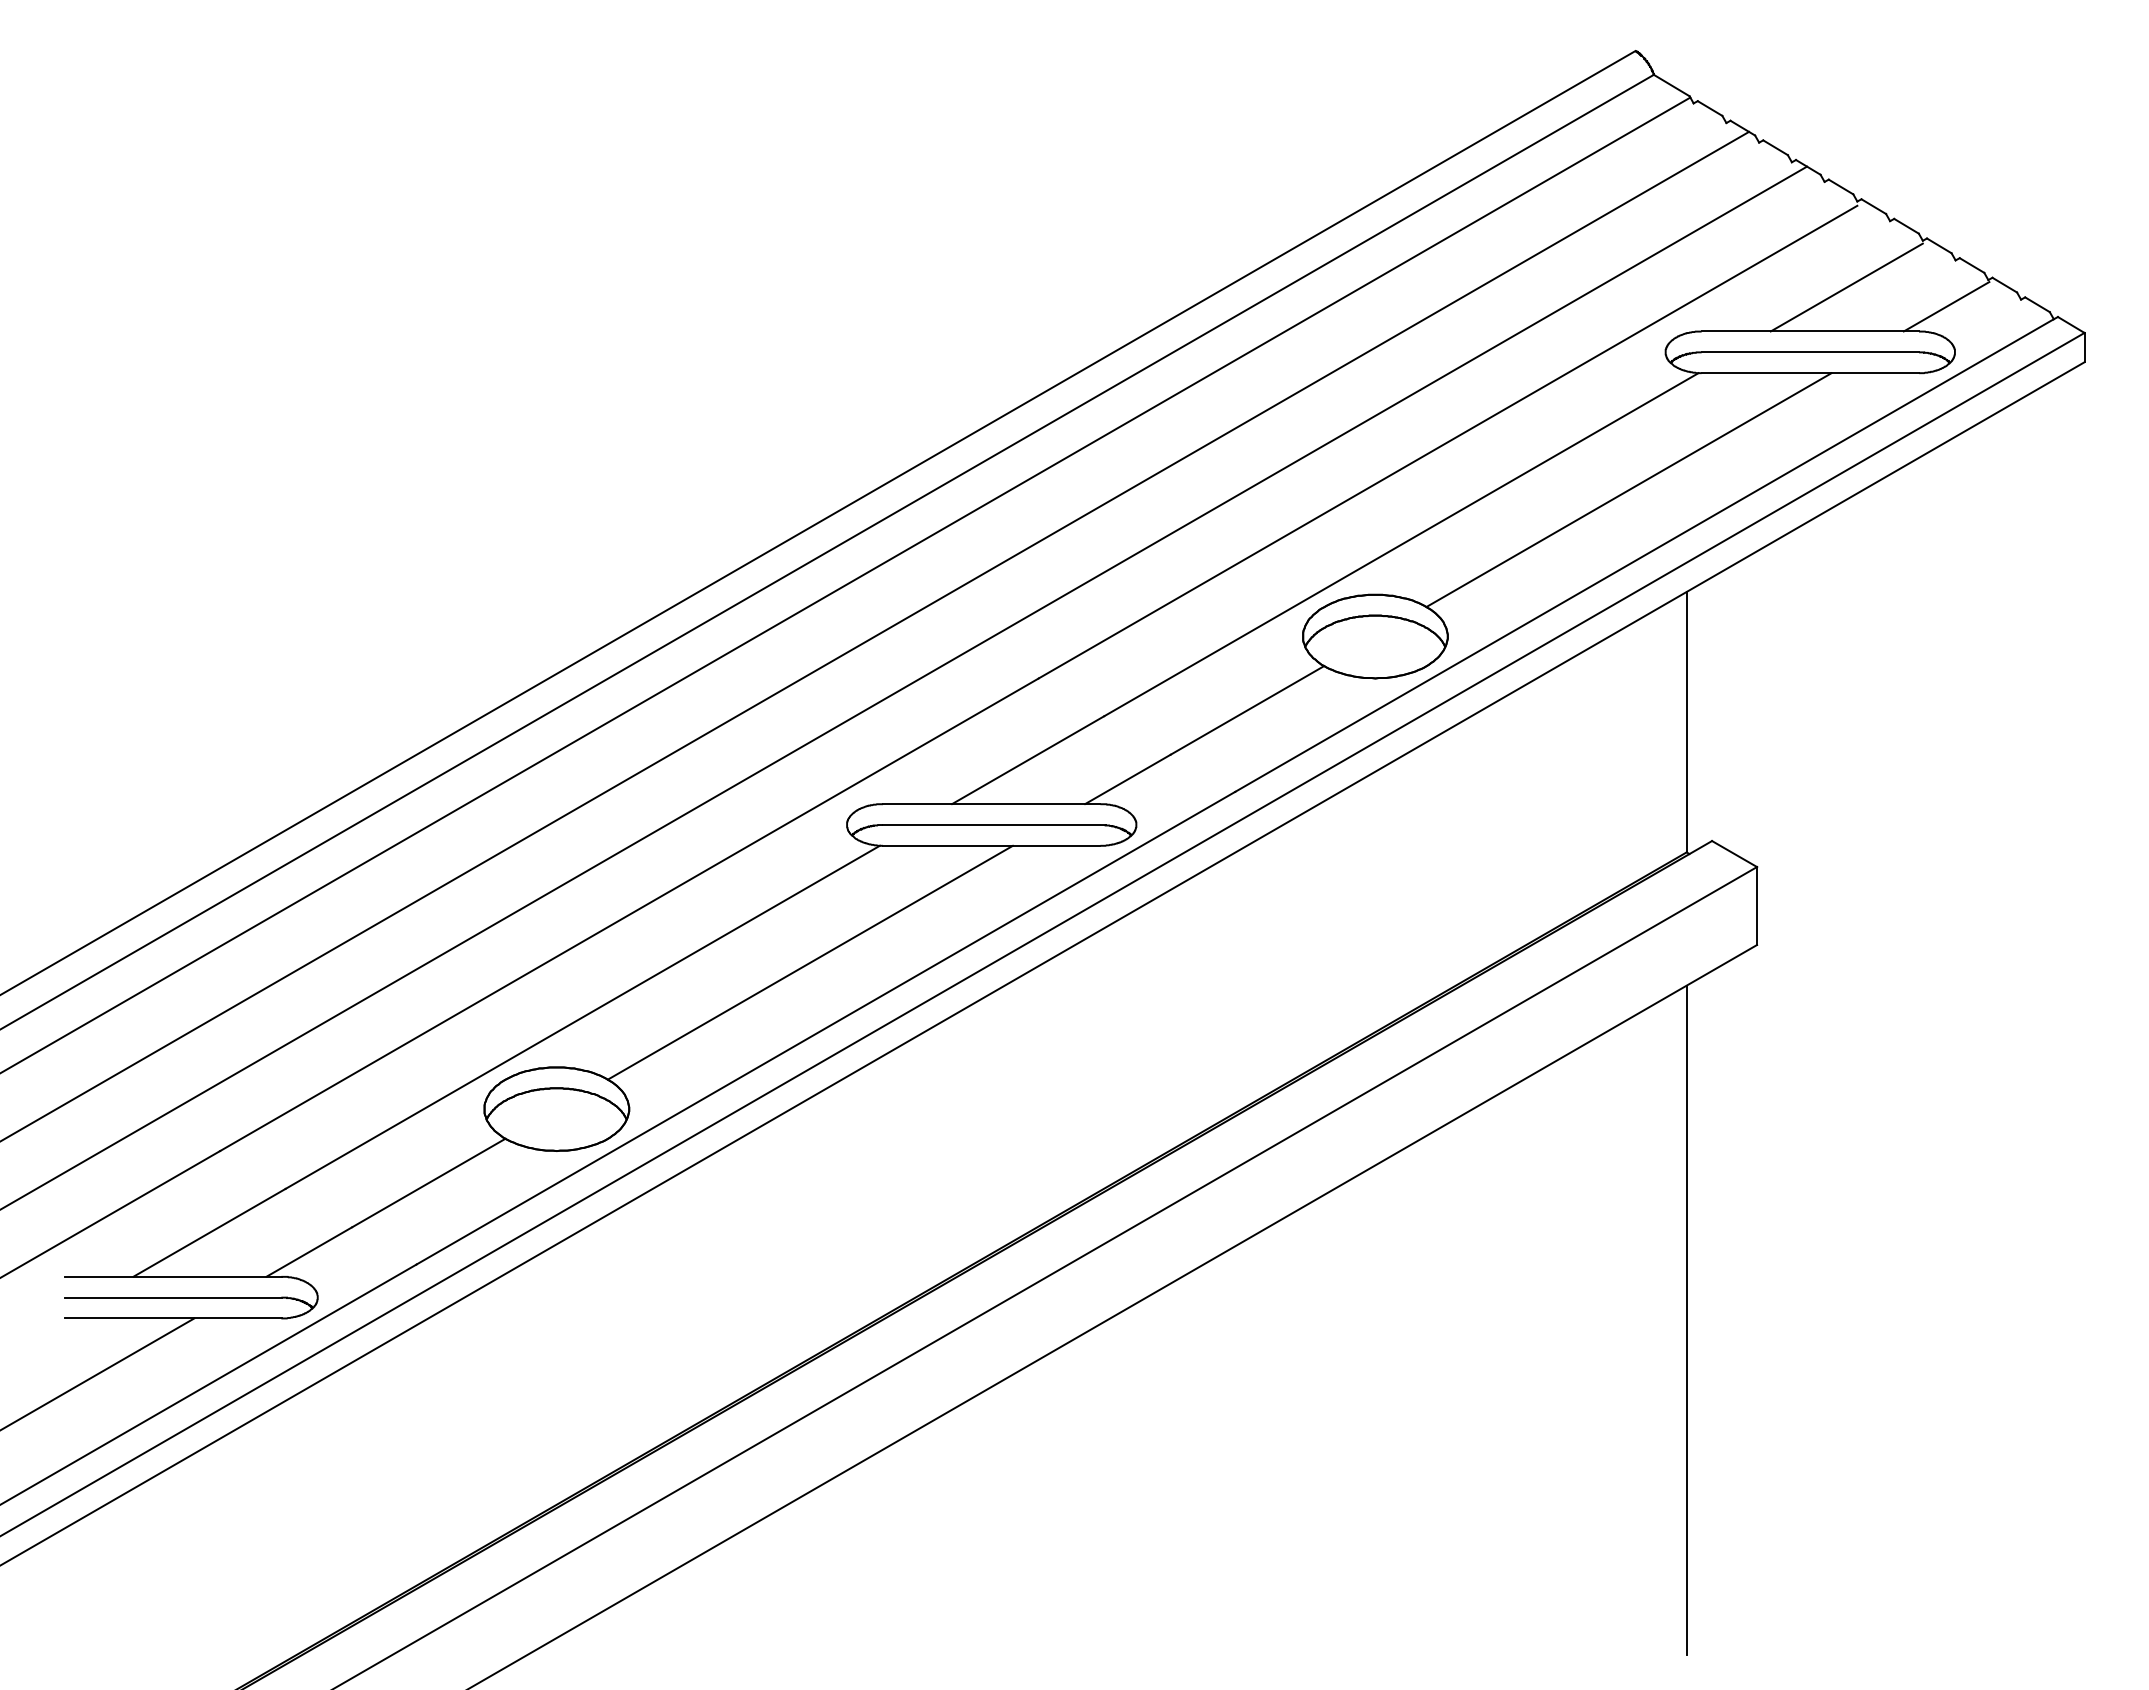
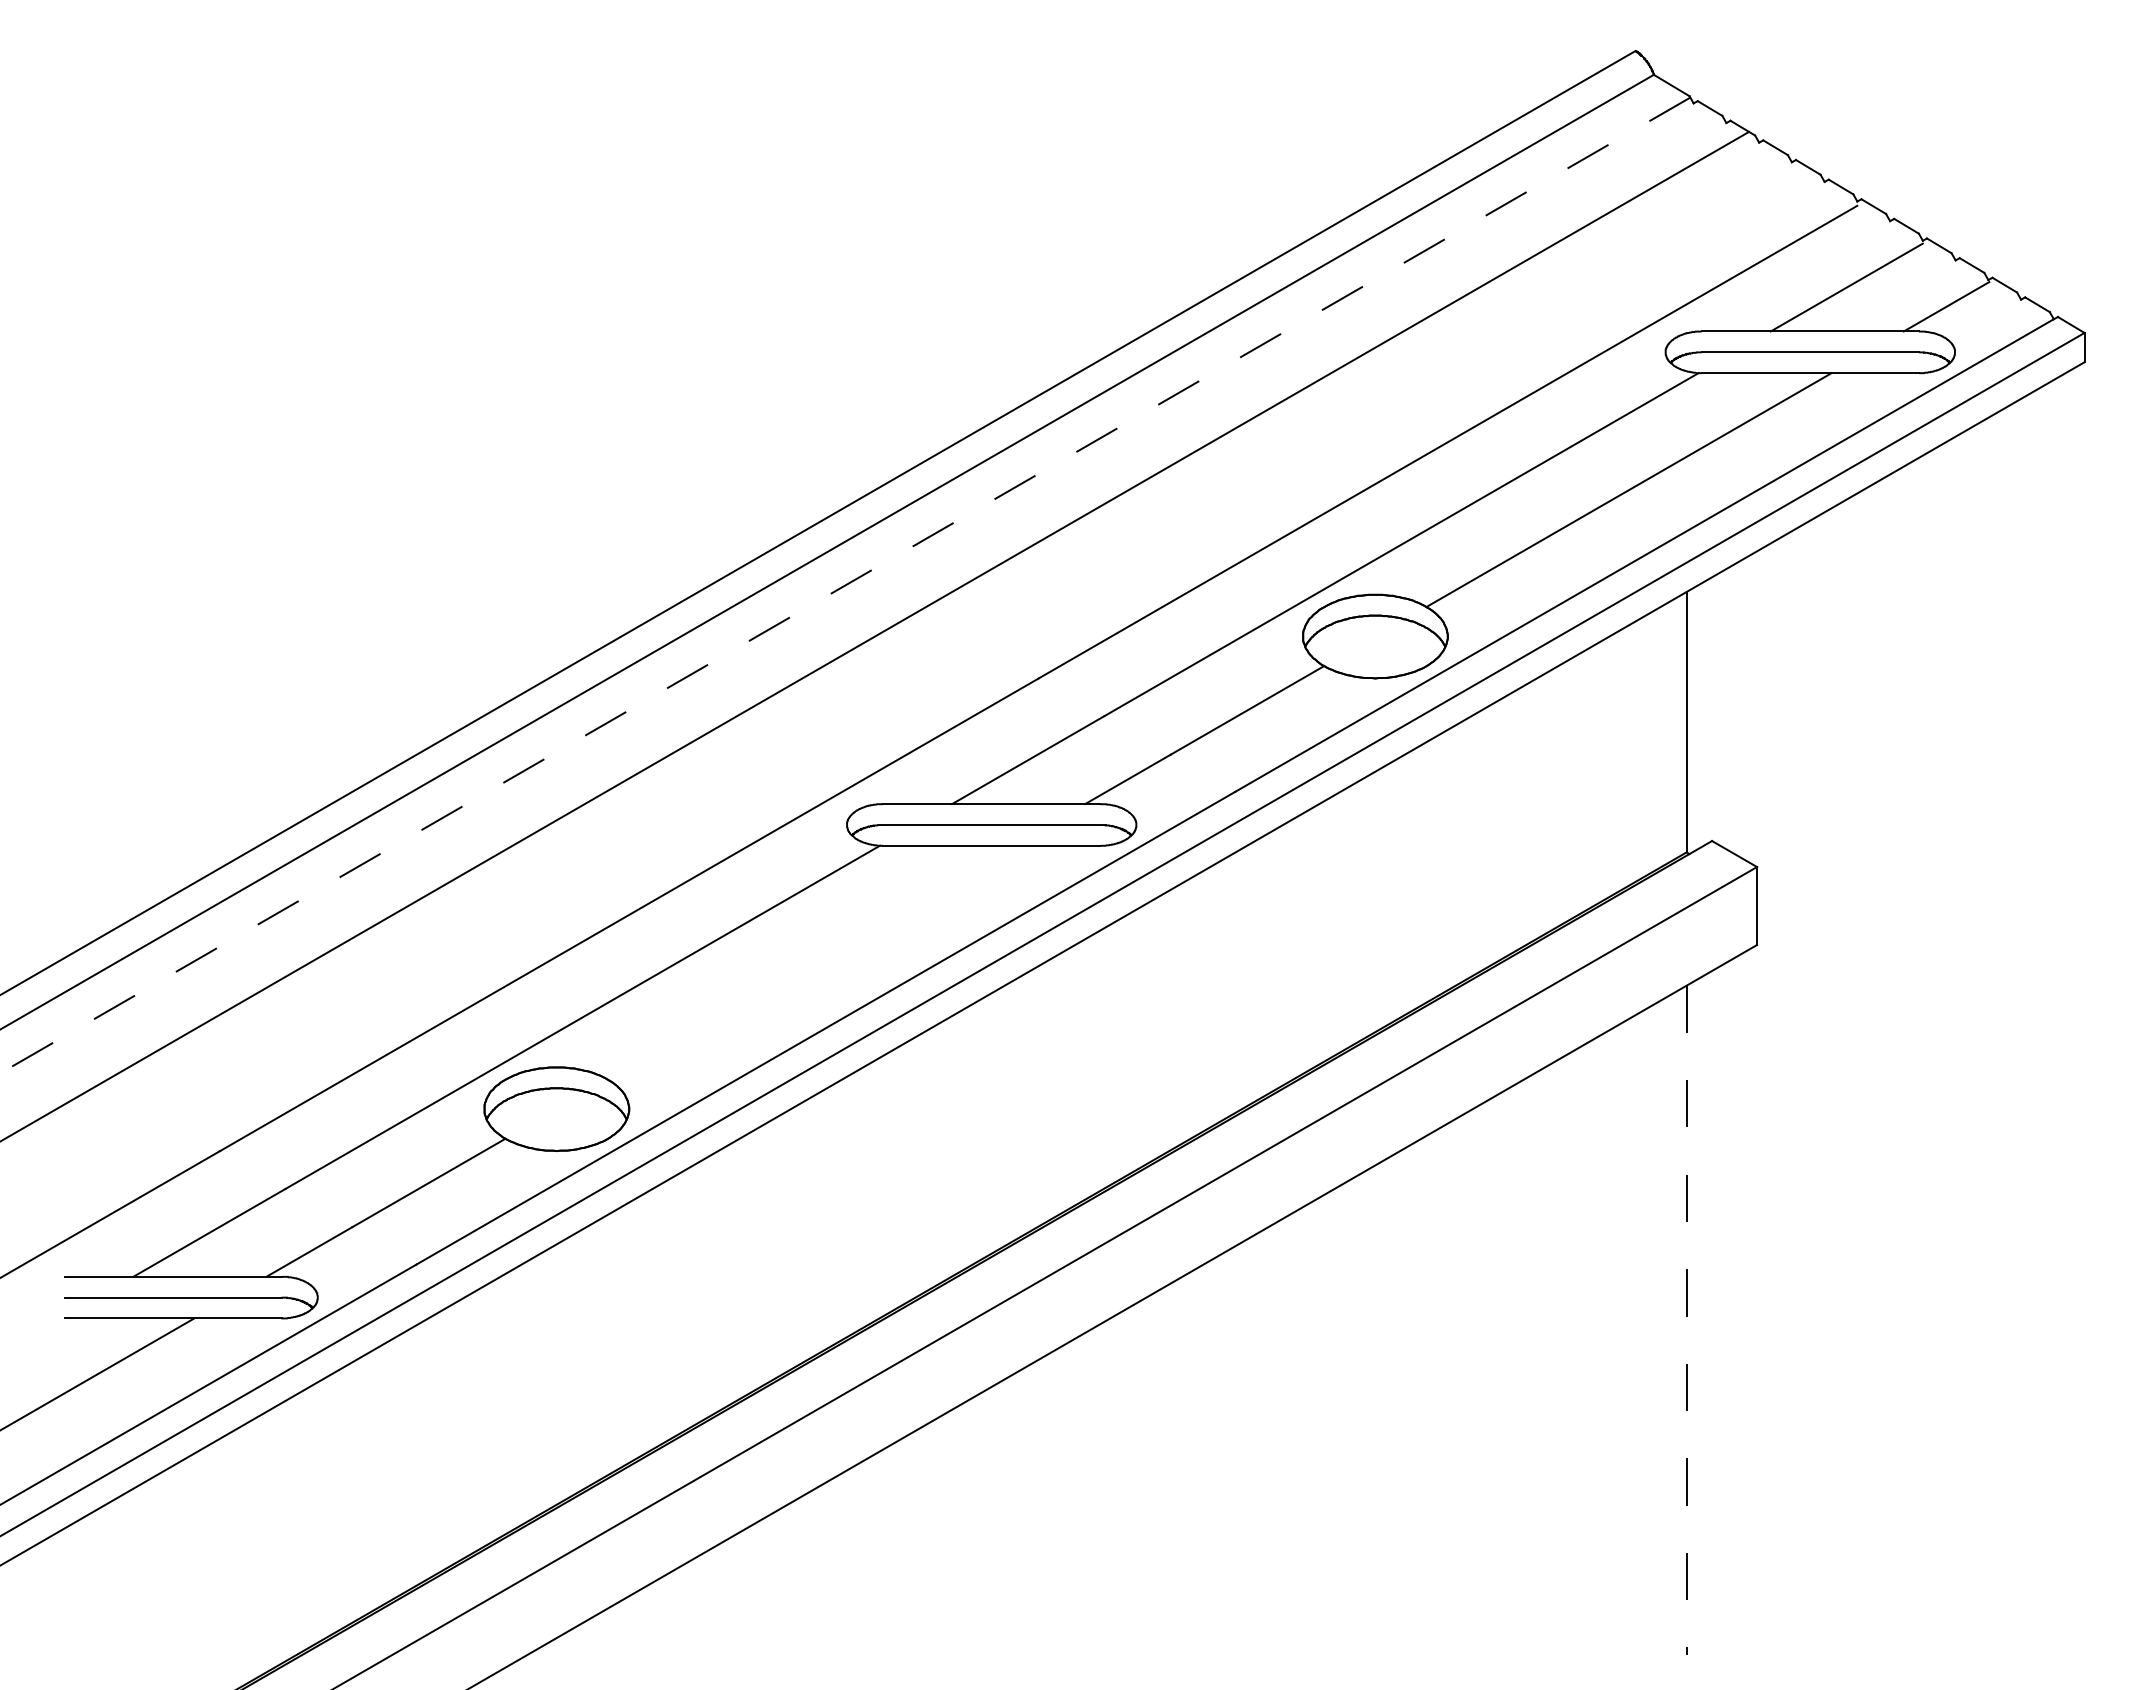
line: solid -> dashed (845, 585)
line: present -> none (904, 687)
line: present -> none (809, 962)
line: solid -> dashed (1686, 1320)
